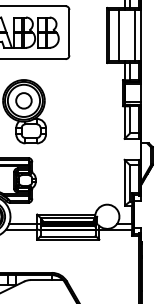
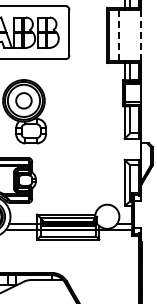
line: solid -> dashed (119, 35)
line: present -> none (135, 35)
line: solid -> dashed (141, 35)
